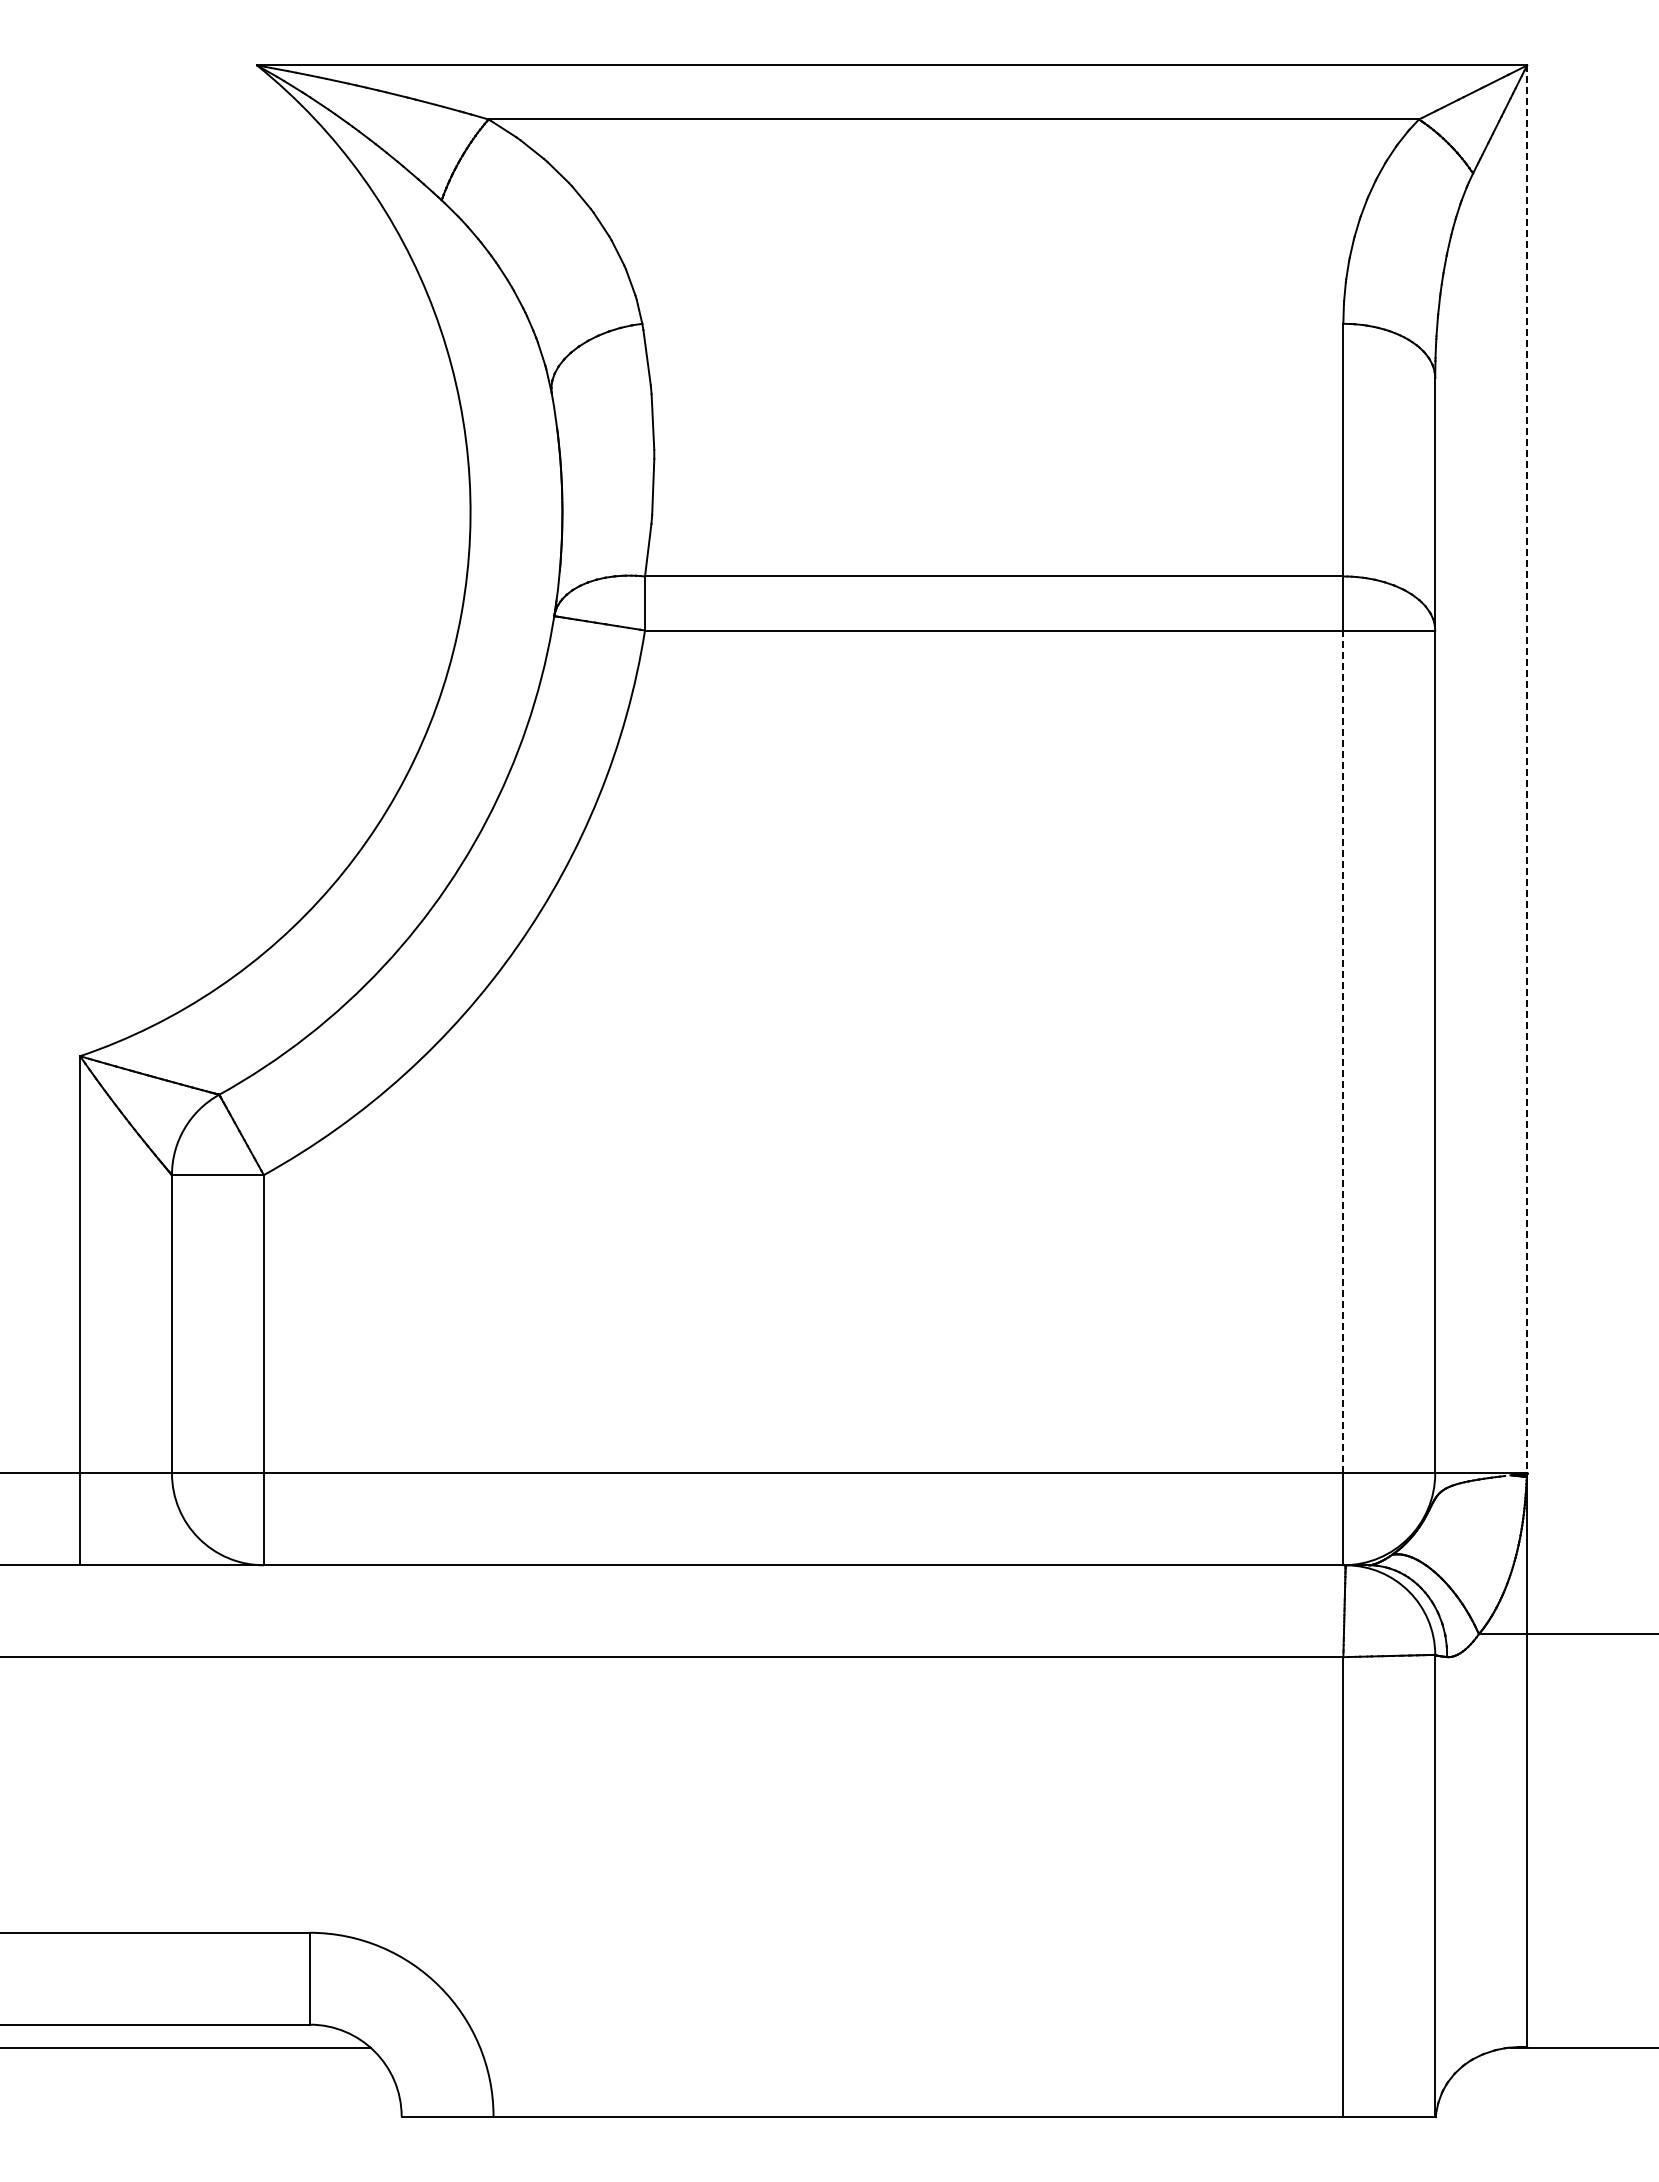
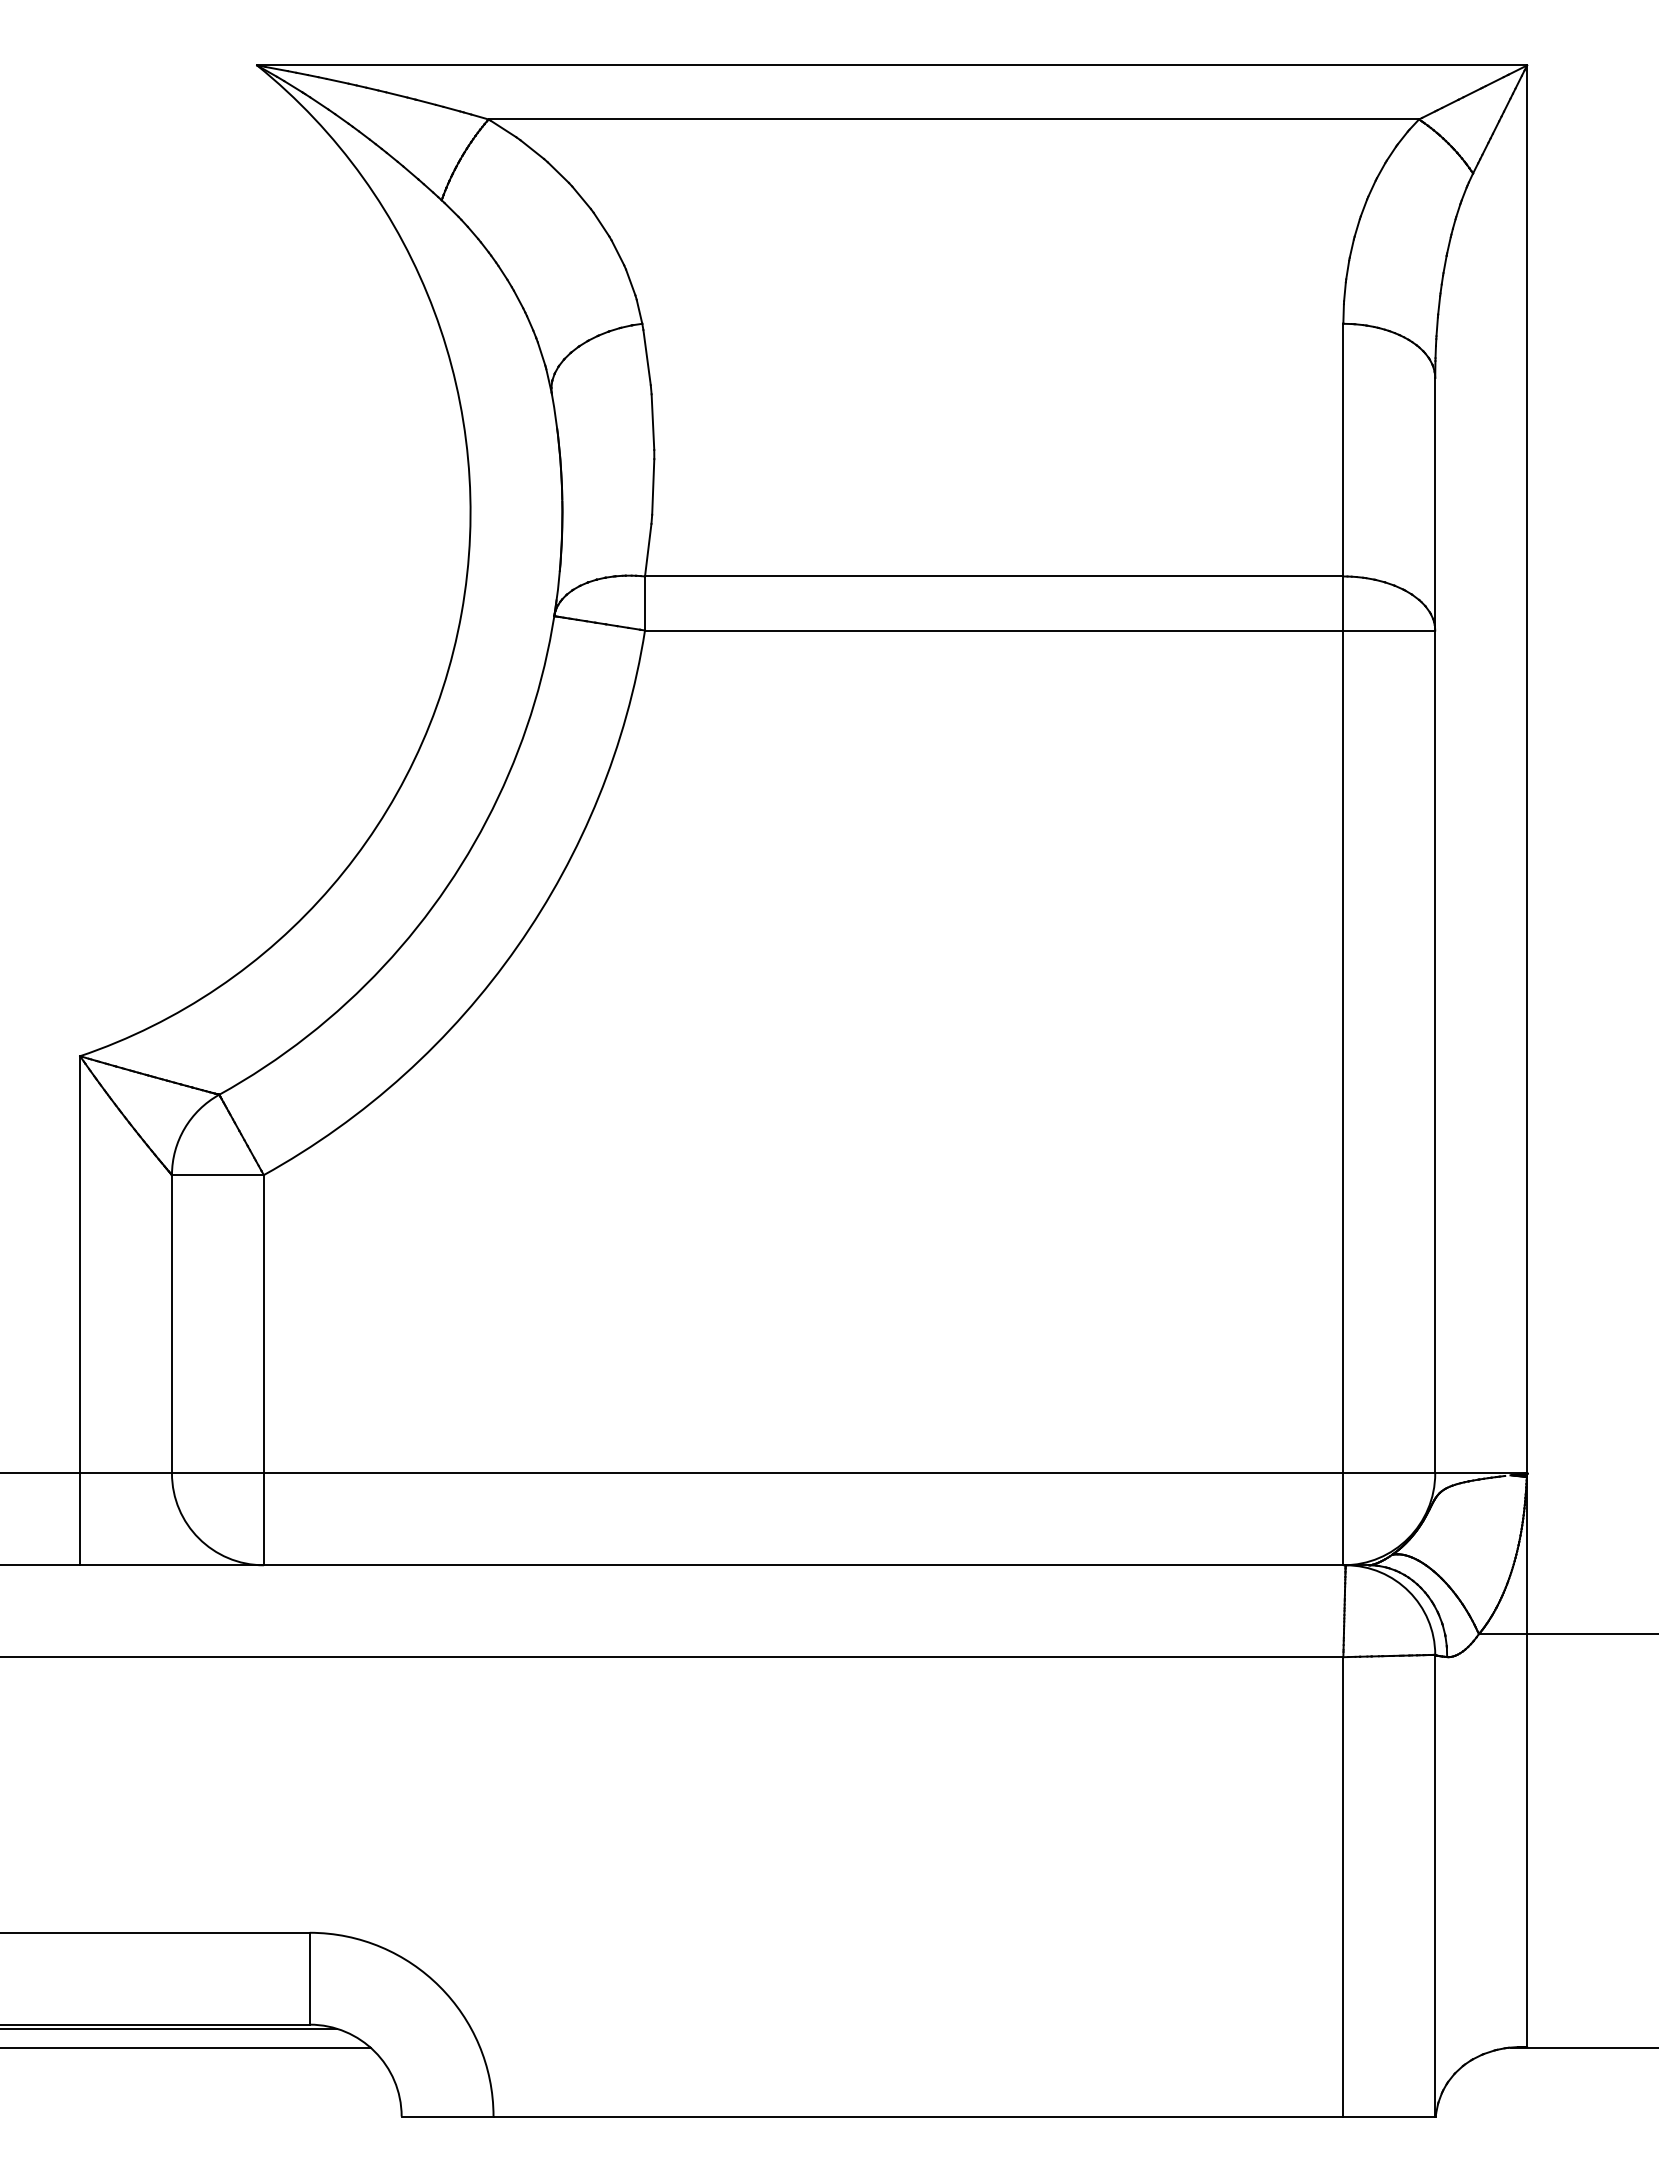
line: dashed -> solid (1527, 769)
line: dashed -> solid (1343, 1051)
line: none -> present (169, 2028)
